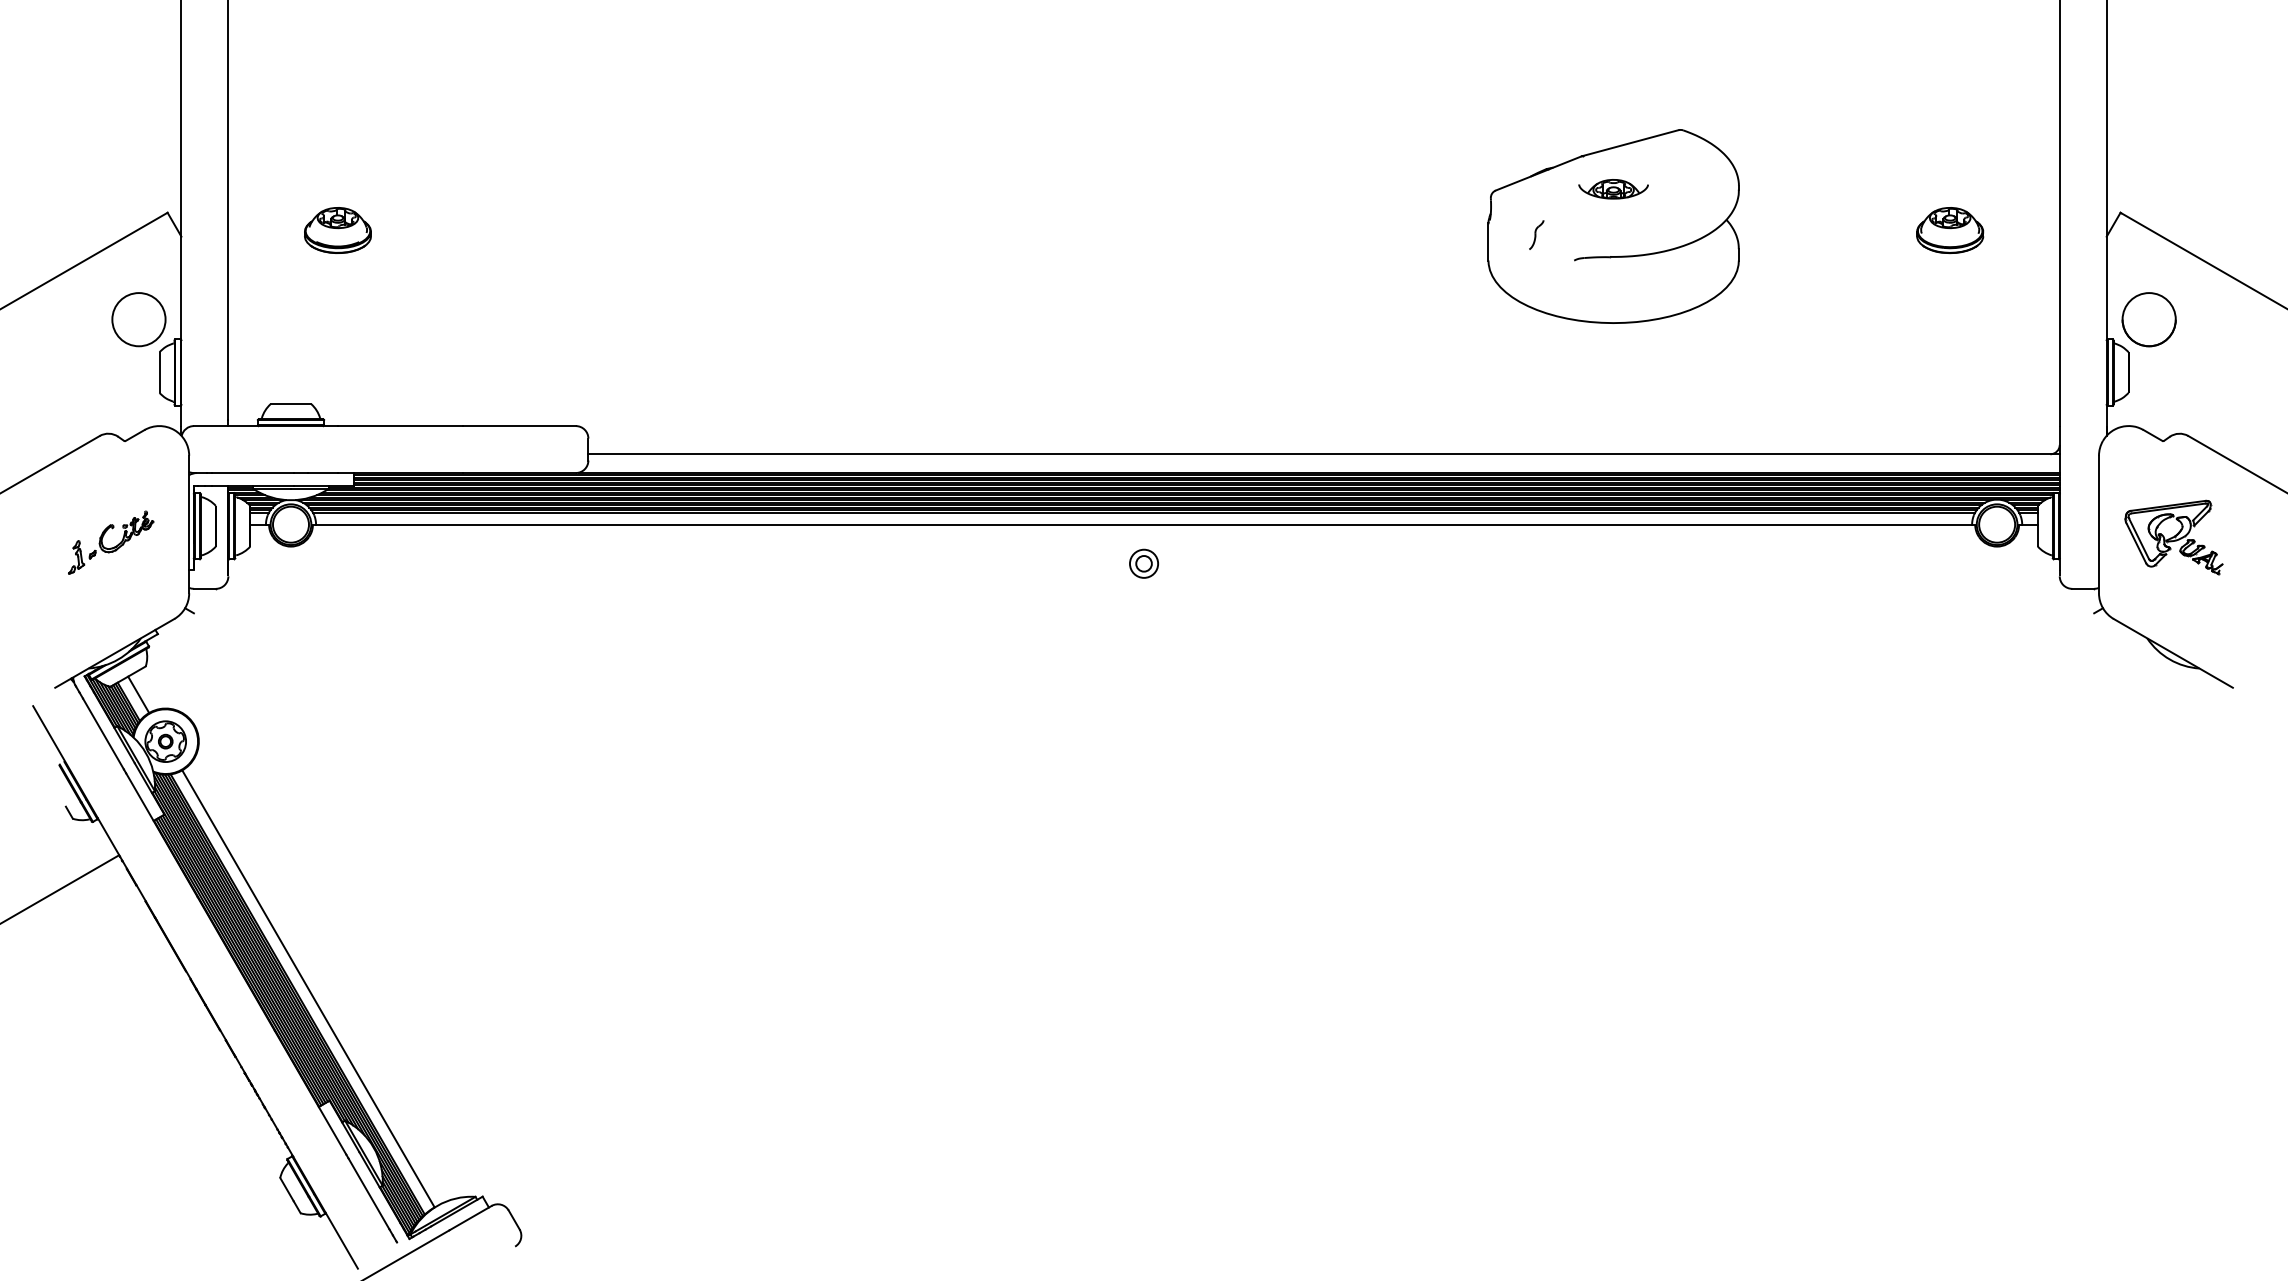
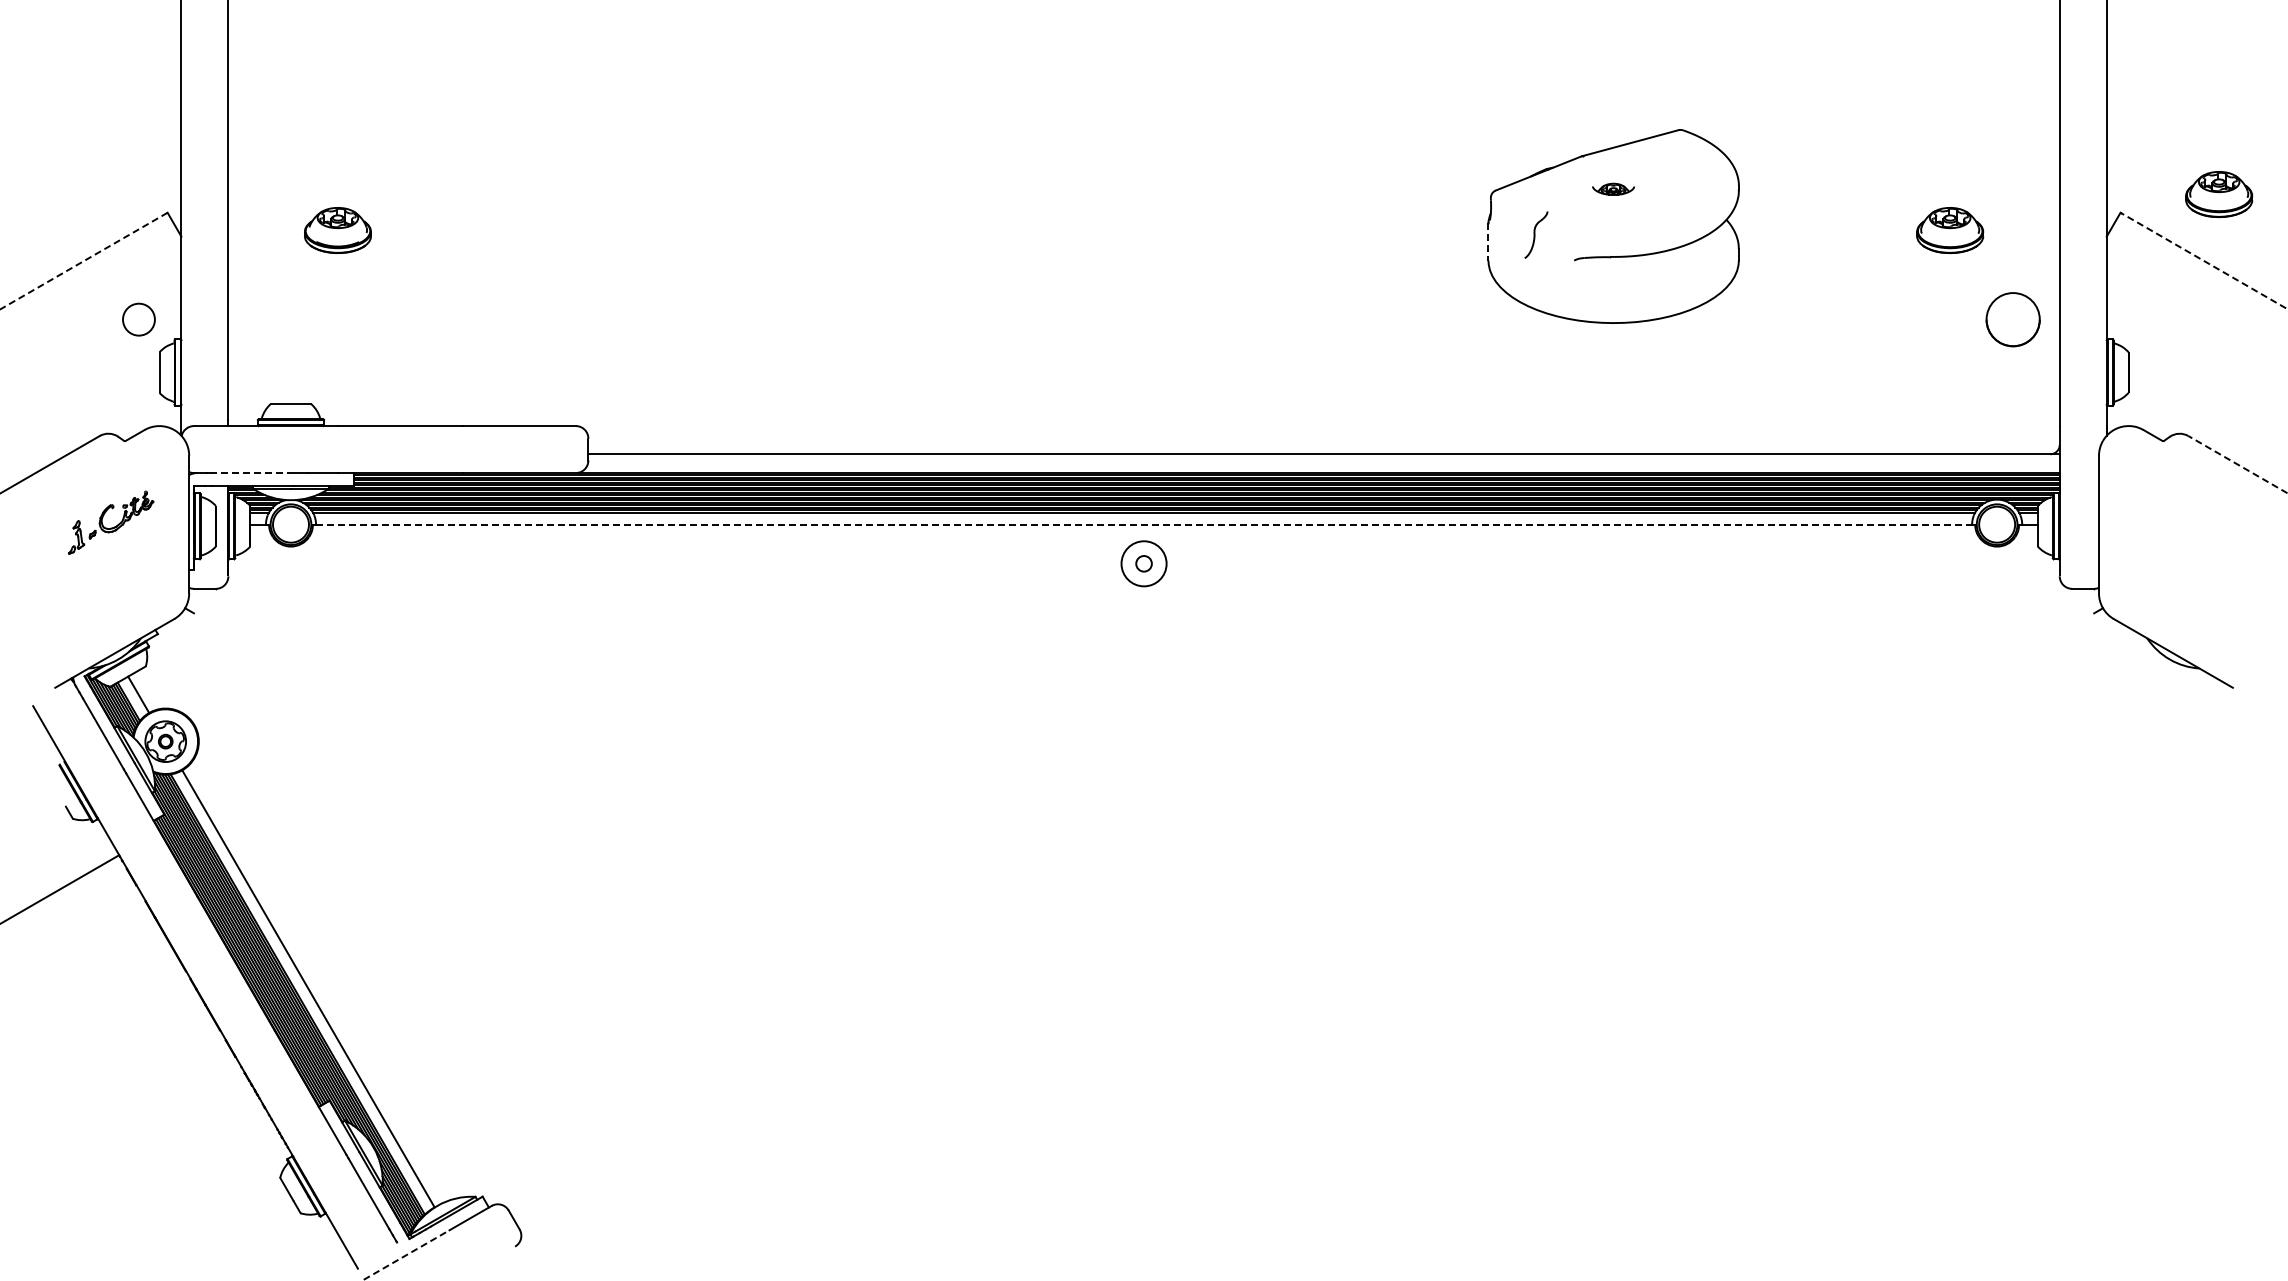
part size: 71x21 px -> 43x14 px (1613, 188)
part: none -> present (2219, 194)
part size: 16x30 px -> 25x48 px (1536, 234)
line: solid -> dashed (1488, 241)
line: solid -> dashed (2203, 260)
line: solid -> dashed (83, 261)
circle diameter: 53 px -> 32 px (138, 319)
circle position: (2148, 319) -> (2012, 319) (2012, 319)
line: solid -> dashed (2237, 464)
line: solid -> dashed (253, 473)
line: solid -> dashed (1144, 524)
part: present -> none (2173, 537)
part position: (111, 542) -> (111, 522) (111, 522)
circle diameter: 28 px -> 45 px (1143, 563)
line: solid -> dashed (406, 1255)
